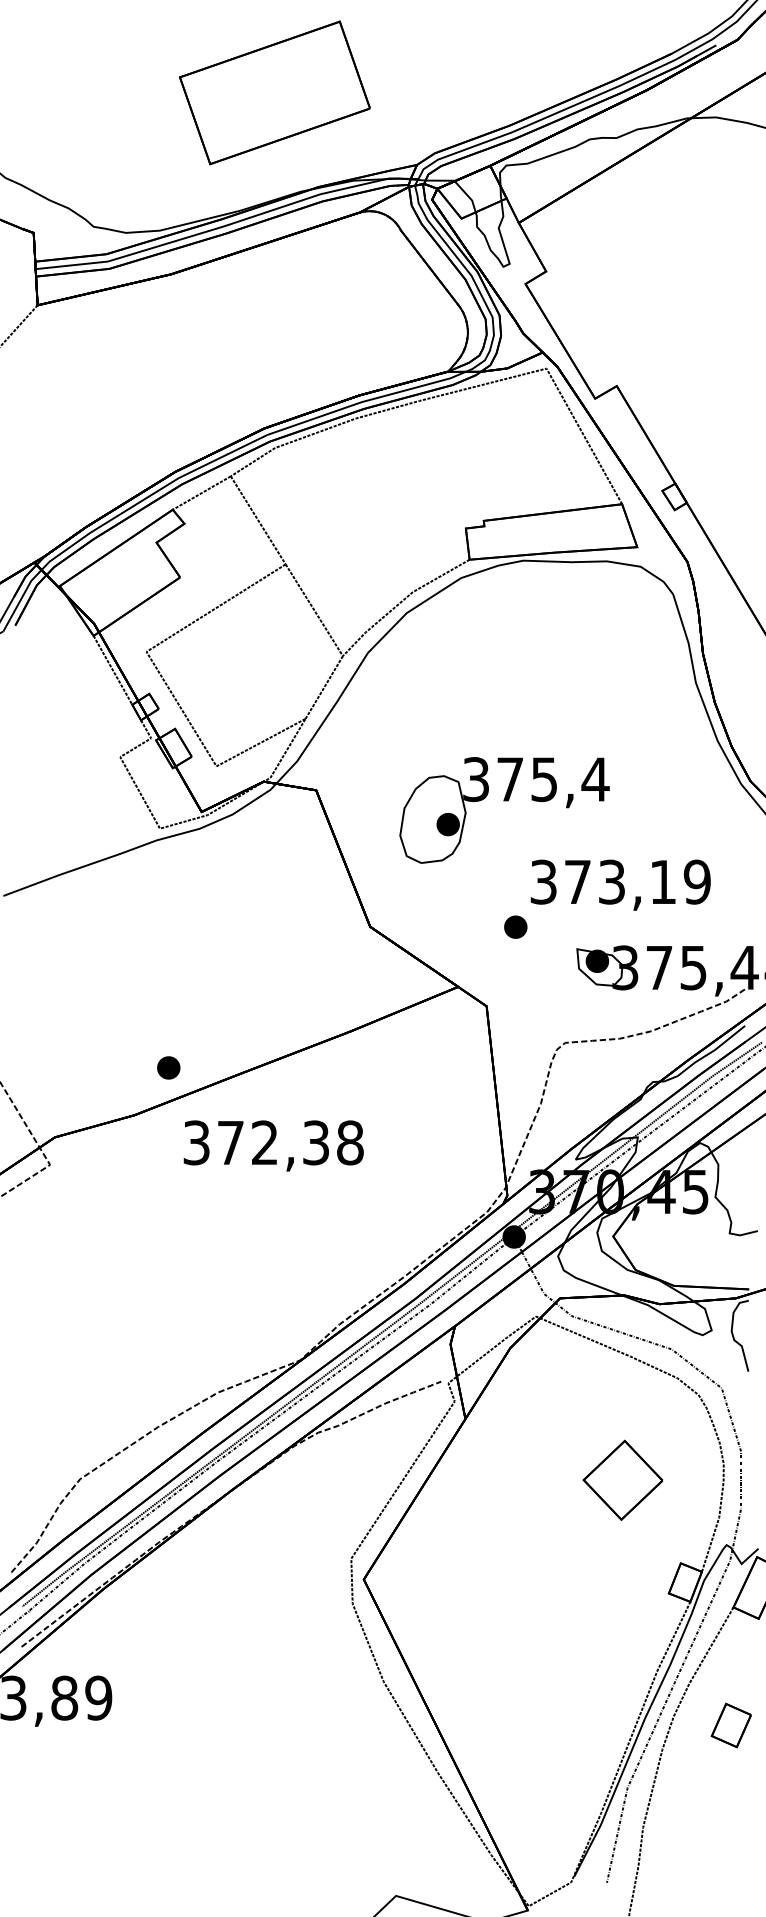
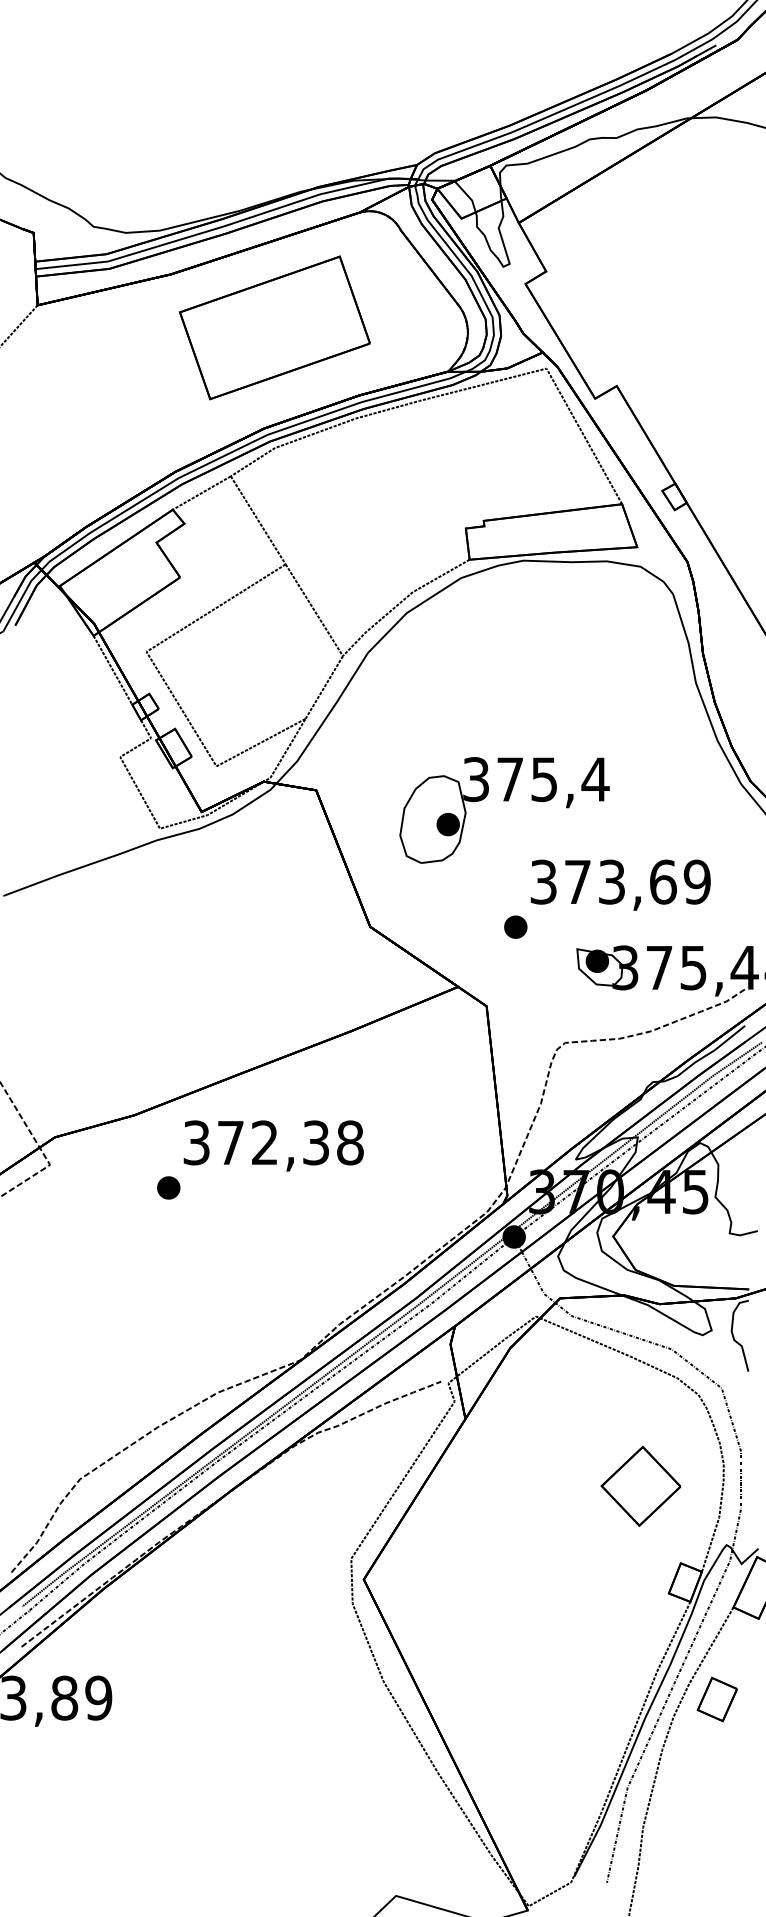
part position: (274, 92) -> (274, 327) (274, 327)
text: 373,19 -> 373,69 (663, 881)
part position: (168, 1067) -> (168, 1187) (168, 1187)
part position: (622, 1479) -> (640, 1485) (640, 1485)
part position: (730, 1725) -> (716, 1699) (716, 1699)
